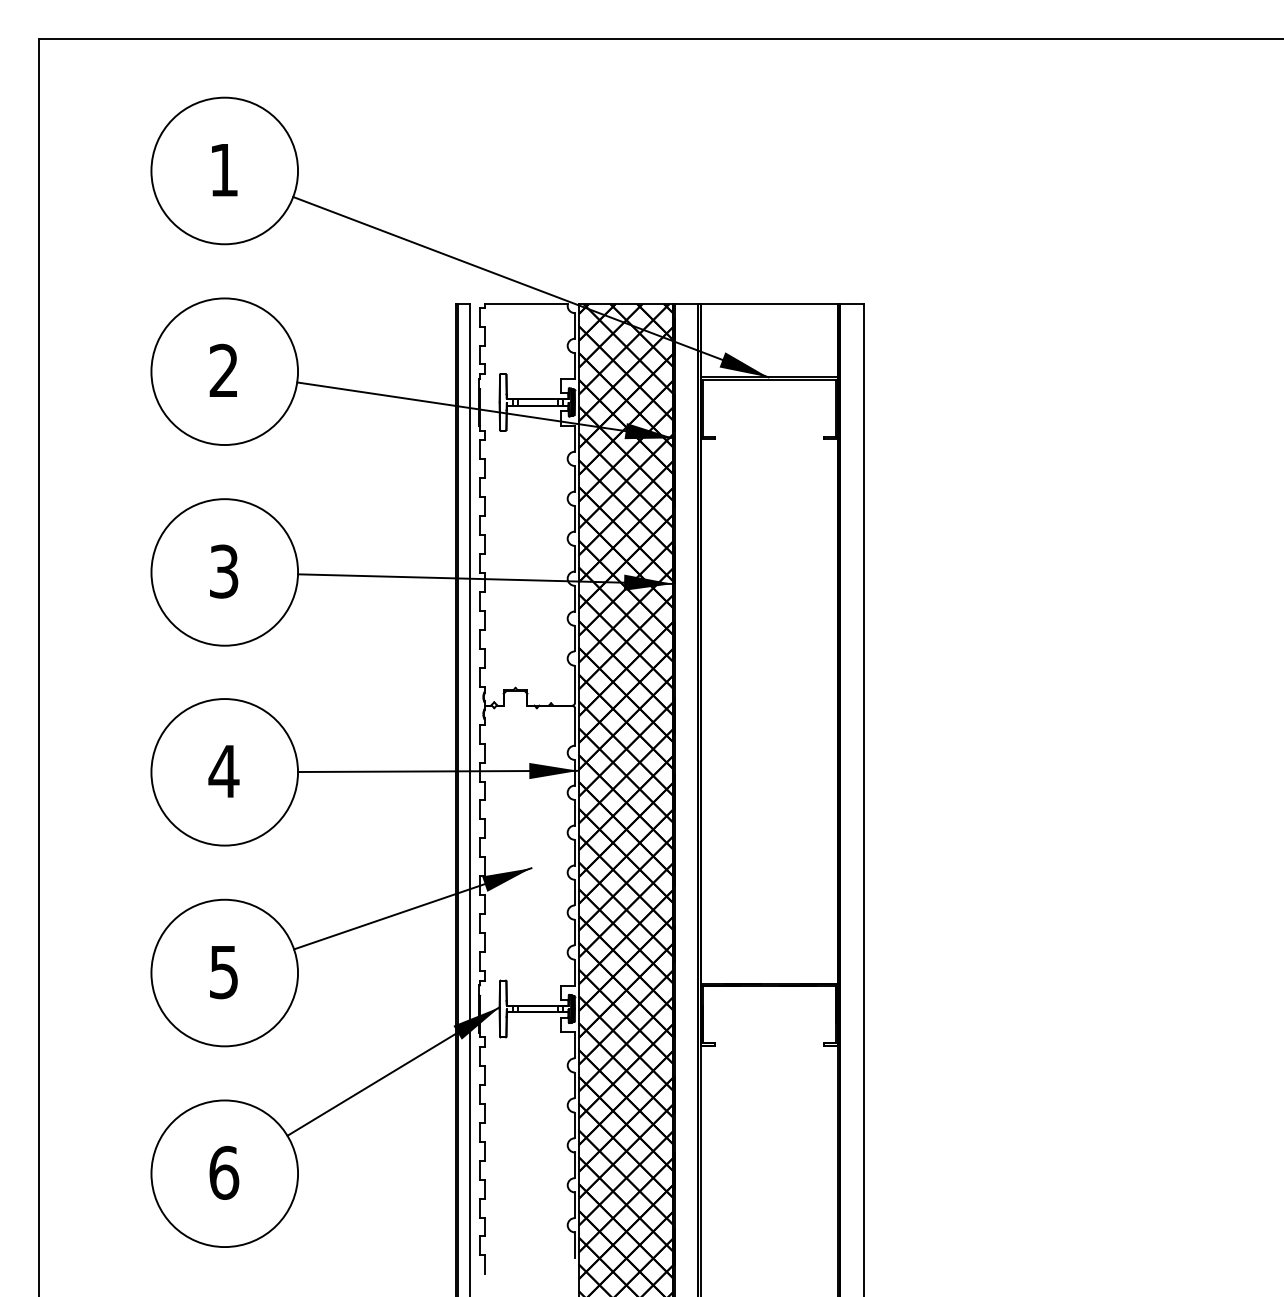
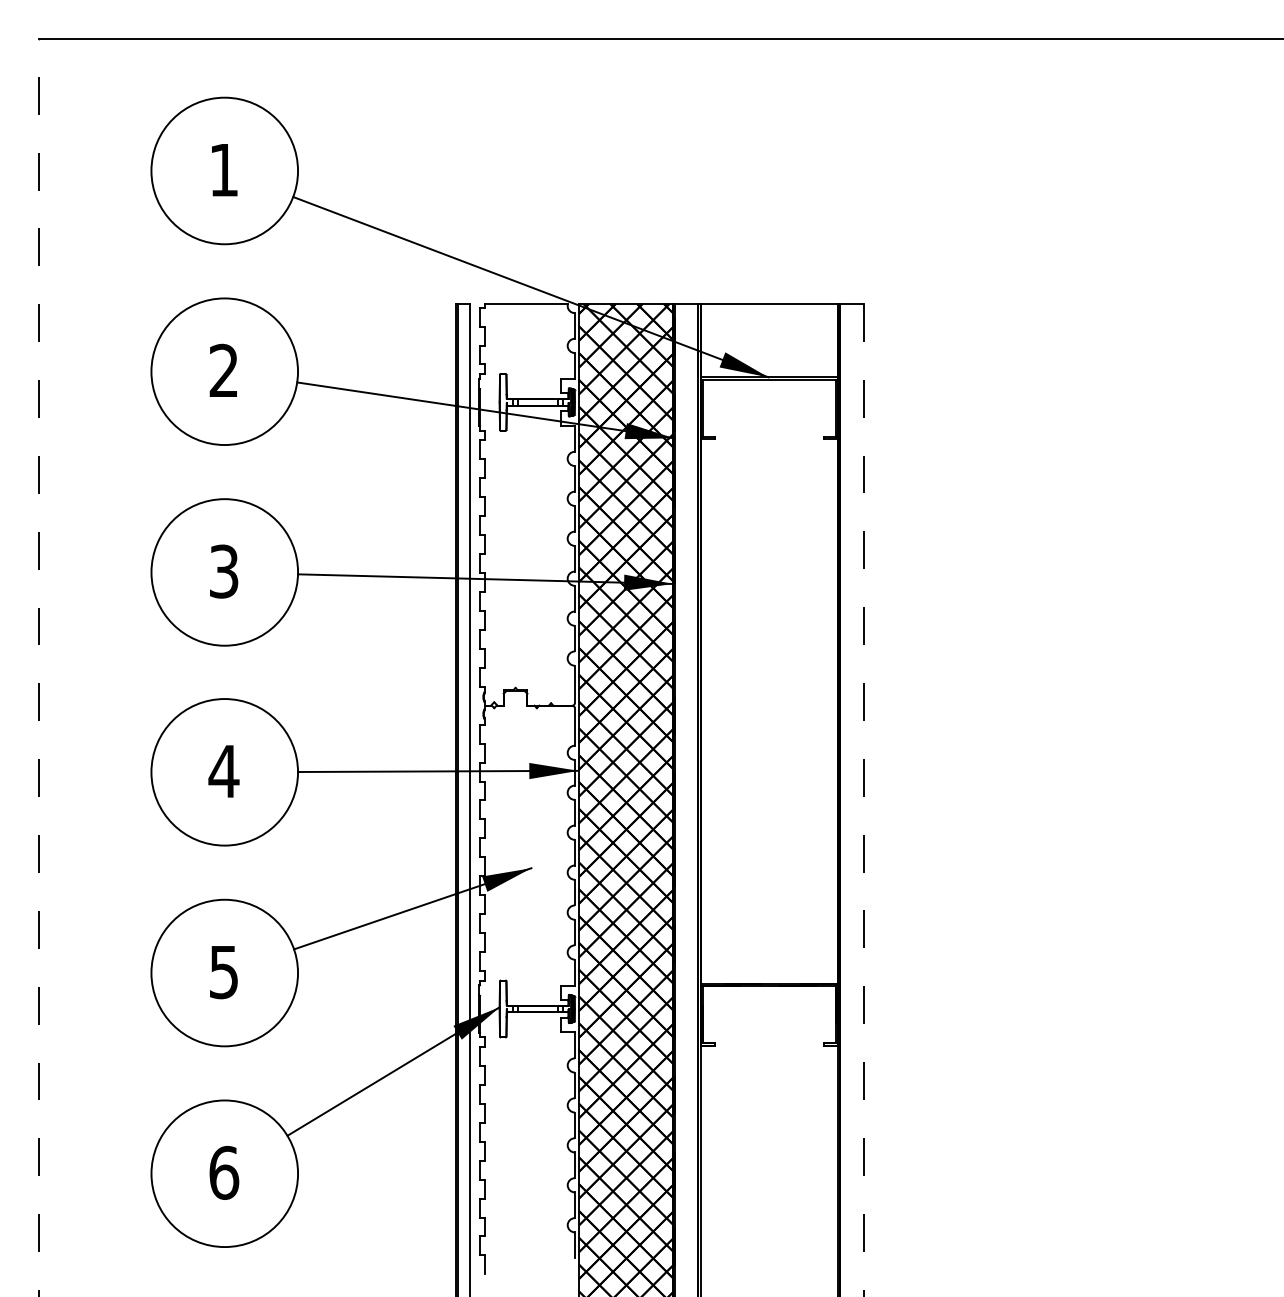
line: solid -> dashed (38, 667)
line: solid -> dashed (863, 800)
